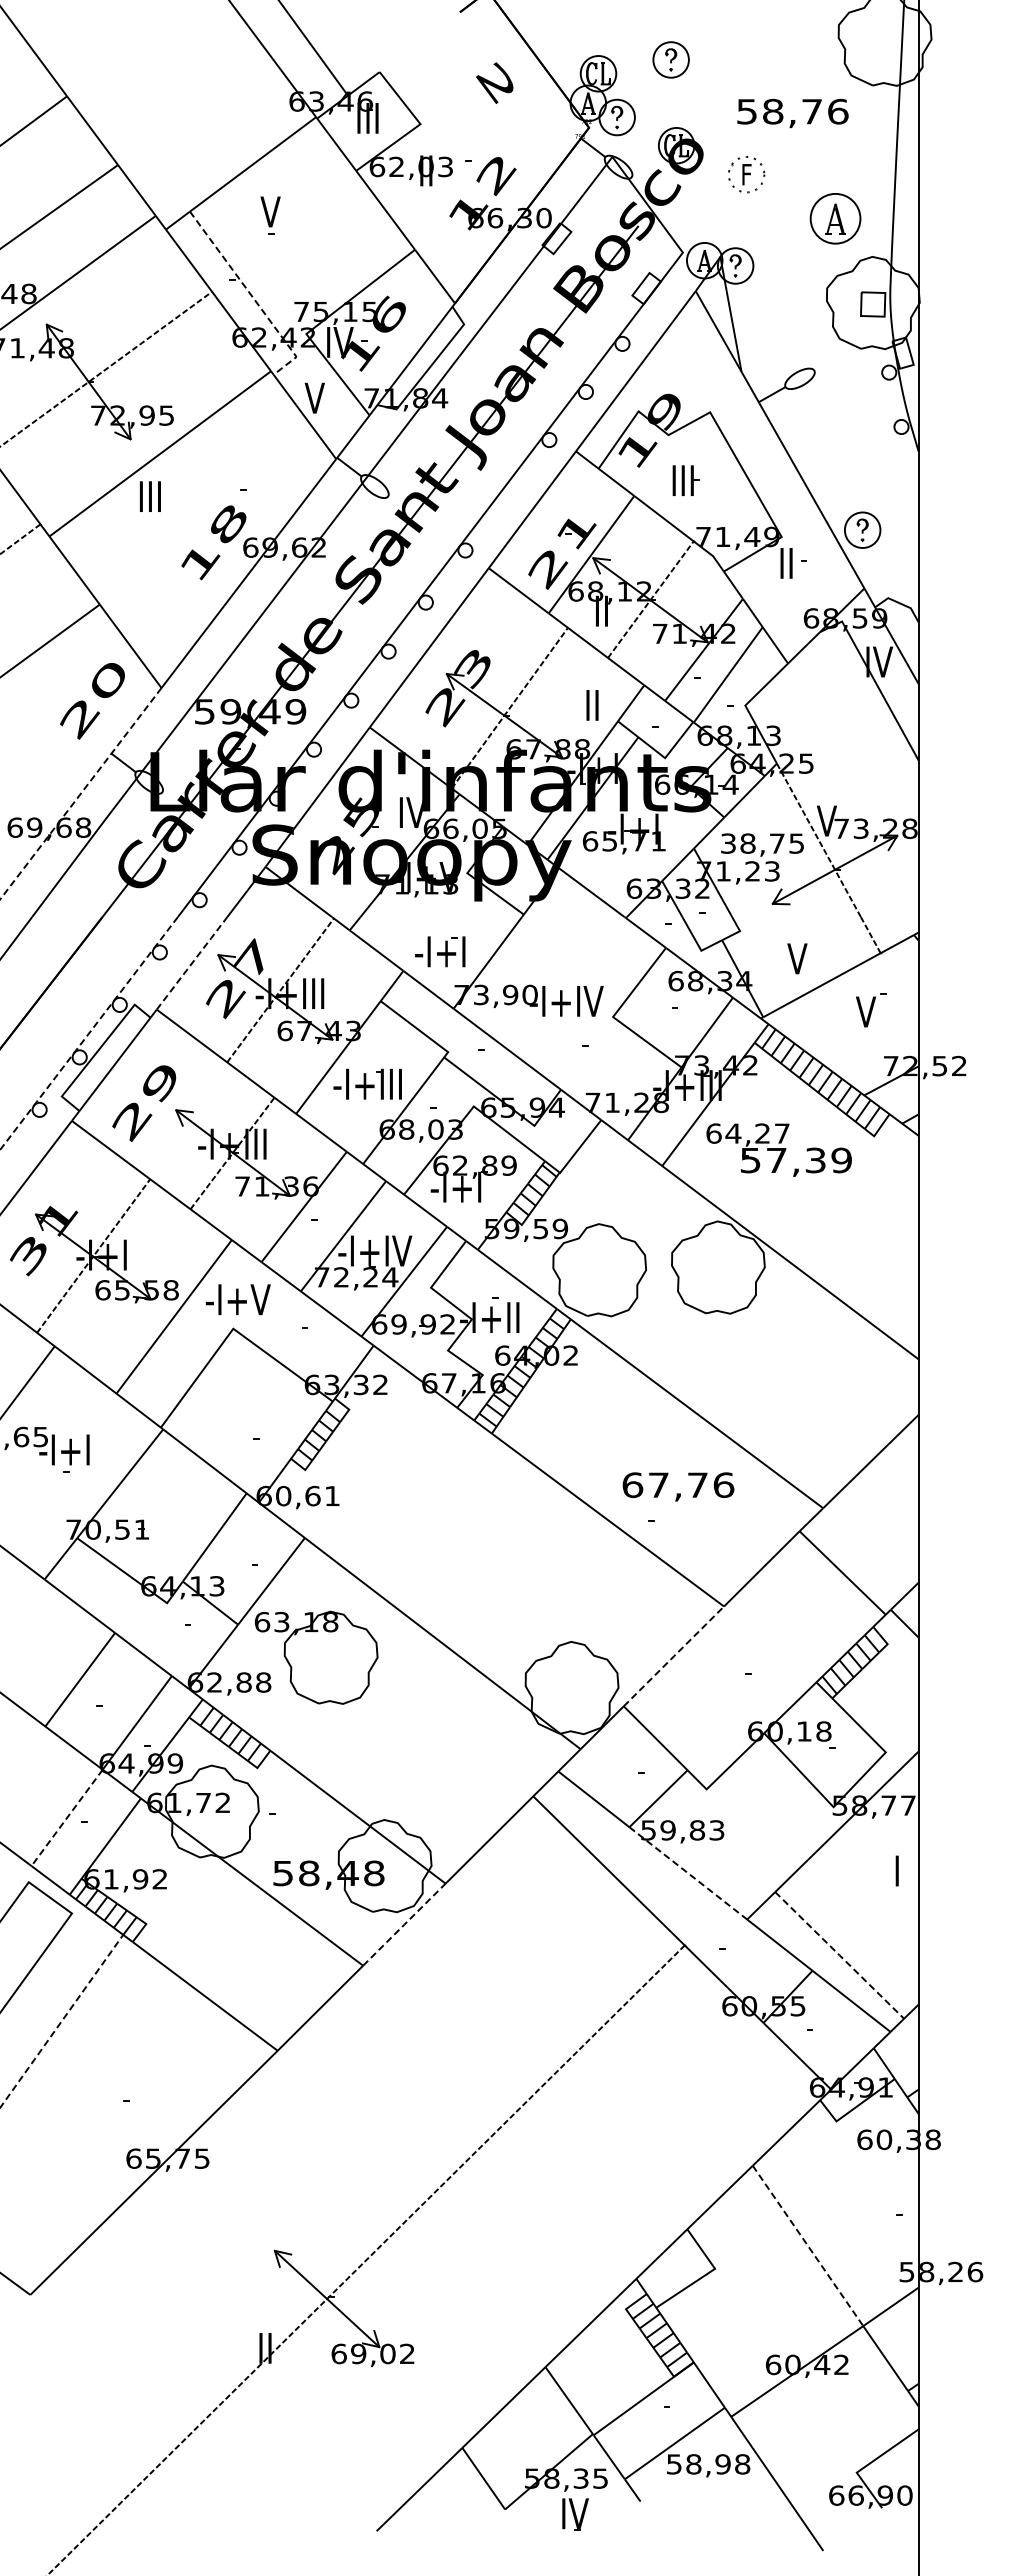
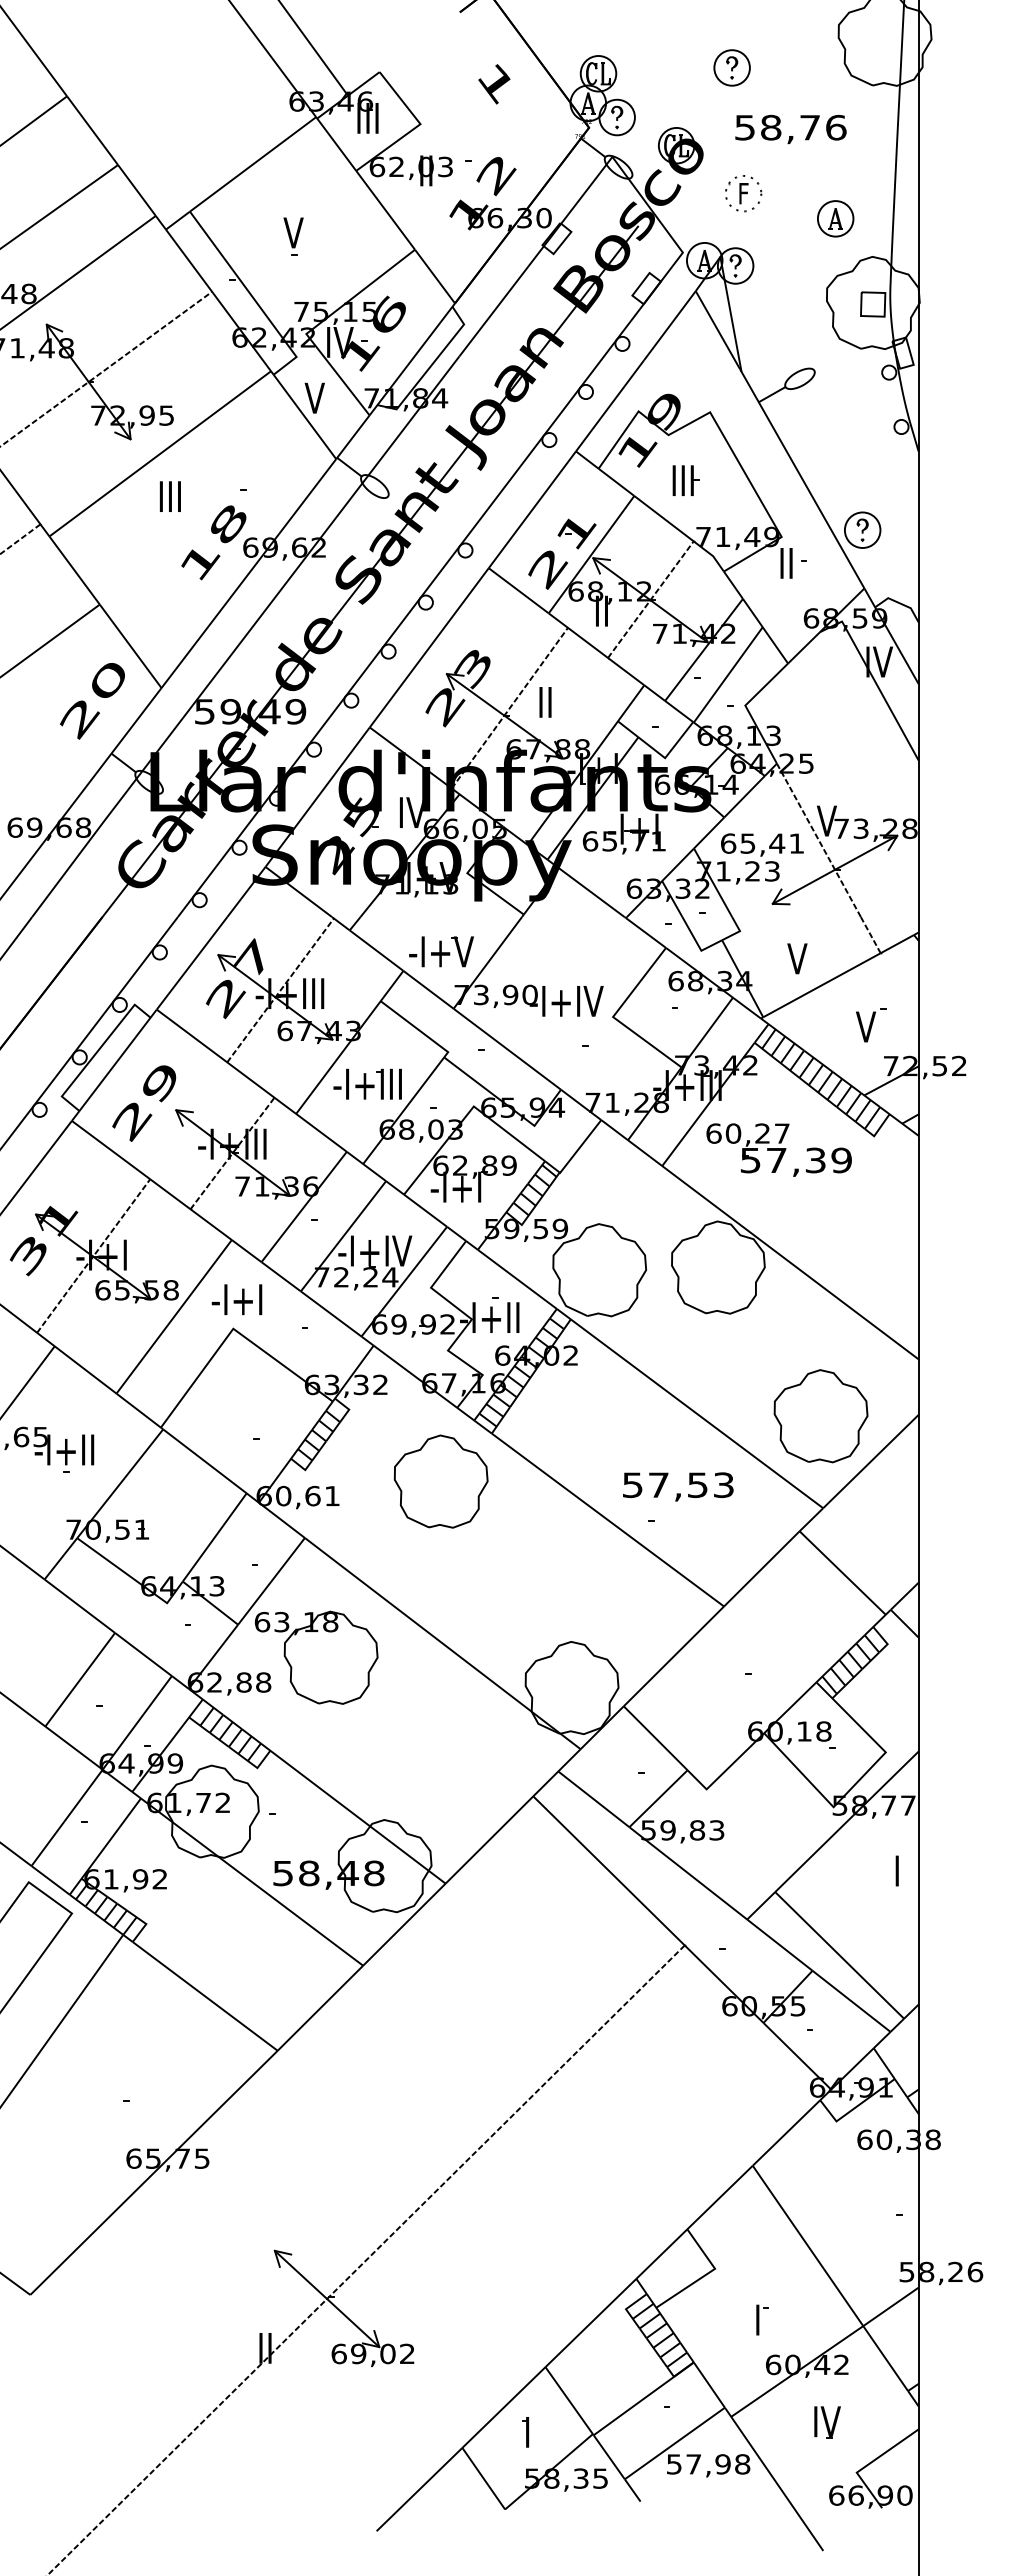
part position: (670, 59) -> (731, 67) (731, 67)
text: 2 -> 1 (494, 83)
text position: (792, 113) -> (790, 129) (790, 129)
part position: (746, 174) -> (743, 193) (743, 193)
part position: (270, 215) -> (293, 236) (293, 236)
part size: 53x52 px -> 38x38 px (835, 218)
line: dashed -> solid (252, 296)
text position: (149, 496) -> (169, 496) (169, 496)
text position: (592, 705) -> (545, 702) (545, 702)
line: dashed -> solid (80, 794)
text: 38,75 -> 65,41 (762, 843)
text: -I+I -> -I+V (441, 951)
line: dashed -> solid (192, 962)
part position: (871, 1010) -> (871, 1025) (871, 1025)
line: dashed -> solid (89, 1033)
text: 64,27 -> 60,27 (733, 1133)
text: -I+V -> -I+I (237, 1299)
part: none -> present (820, 1416)
text: -I+I -> -I+II (64, 1449)
part: none -> present (440, 1481)
text: 67,76 -> 57,53 (678, 1485)
line: dashed -> solid (673, 1656)
line: dashed -> solid (67, 1817)
line: dashed -> solid (689, 1874)
line: dashed -> solid (404, 1924)
line: dashed -> solid (839, 1955)
line: dashed -> solid (61, 2021)
line: dashed -> solid (808, 2245)
part: none -> present (762, 2319)
part: none -> present (525, 2432)
text: 58,98 -> 57,98 (693, 2464)
part position: (575, 2514) -> (827, 2422) (827, 2422)
